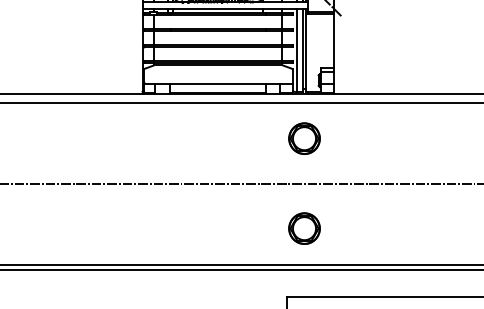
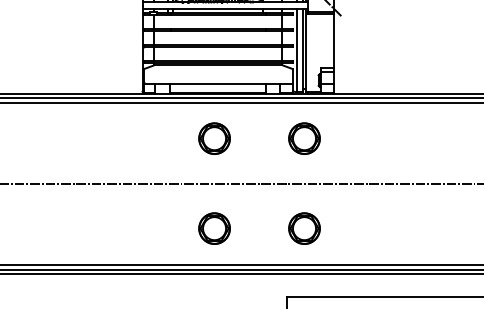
line: none -> present (241, 97)
part: none -> present (214, 138)
part: none -> present (214, 228)
line: none -> present (241, 273)
